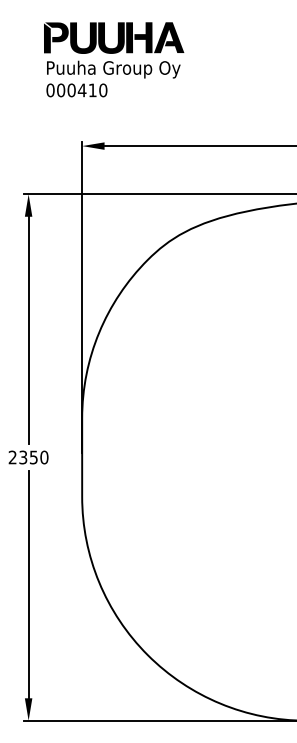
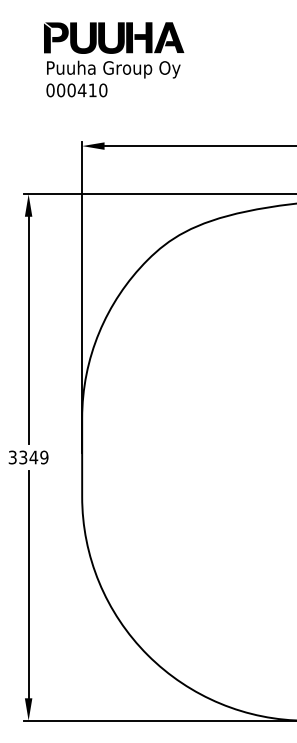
text: 2350 -> 3349 (28, 457)
